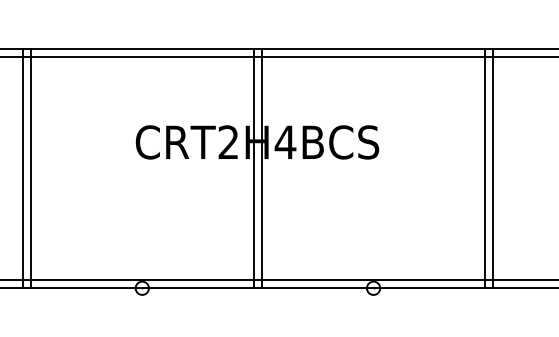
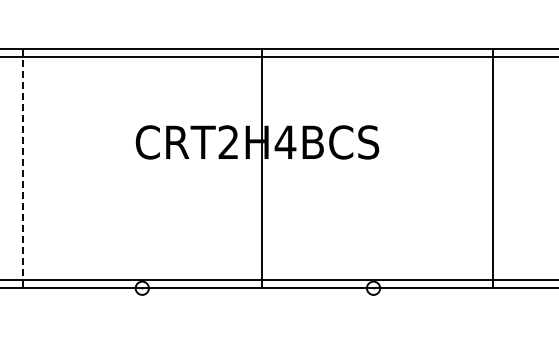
line: solid -> dashed (22, 168)
line: present -> none (30, 168)
line: present -> none (253, 168)
line: present -> none (485, 168)
